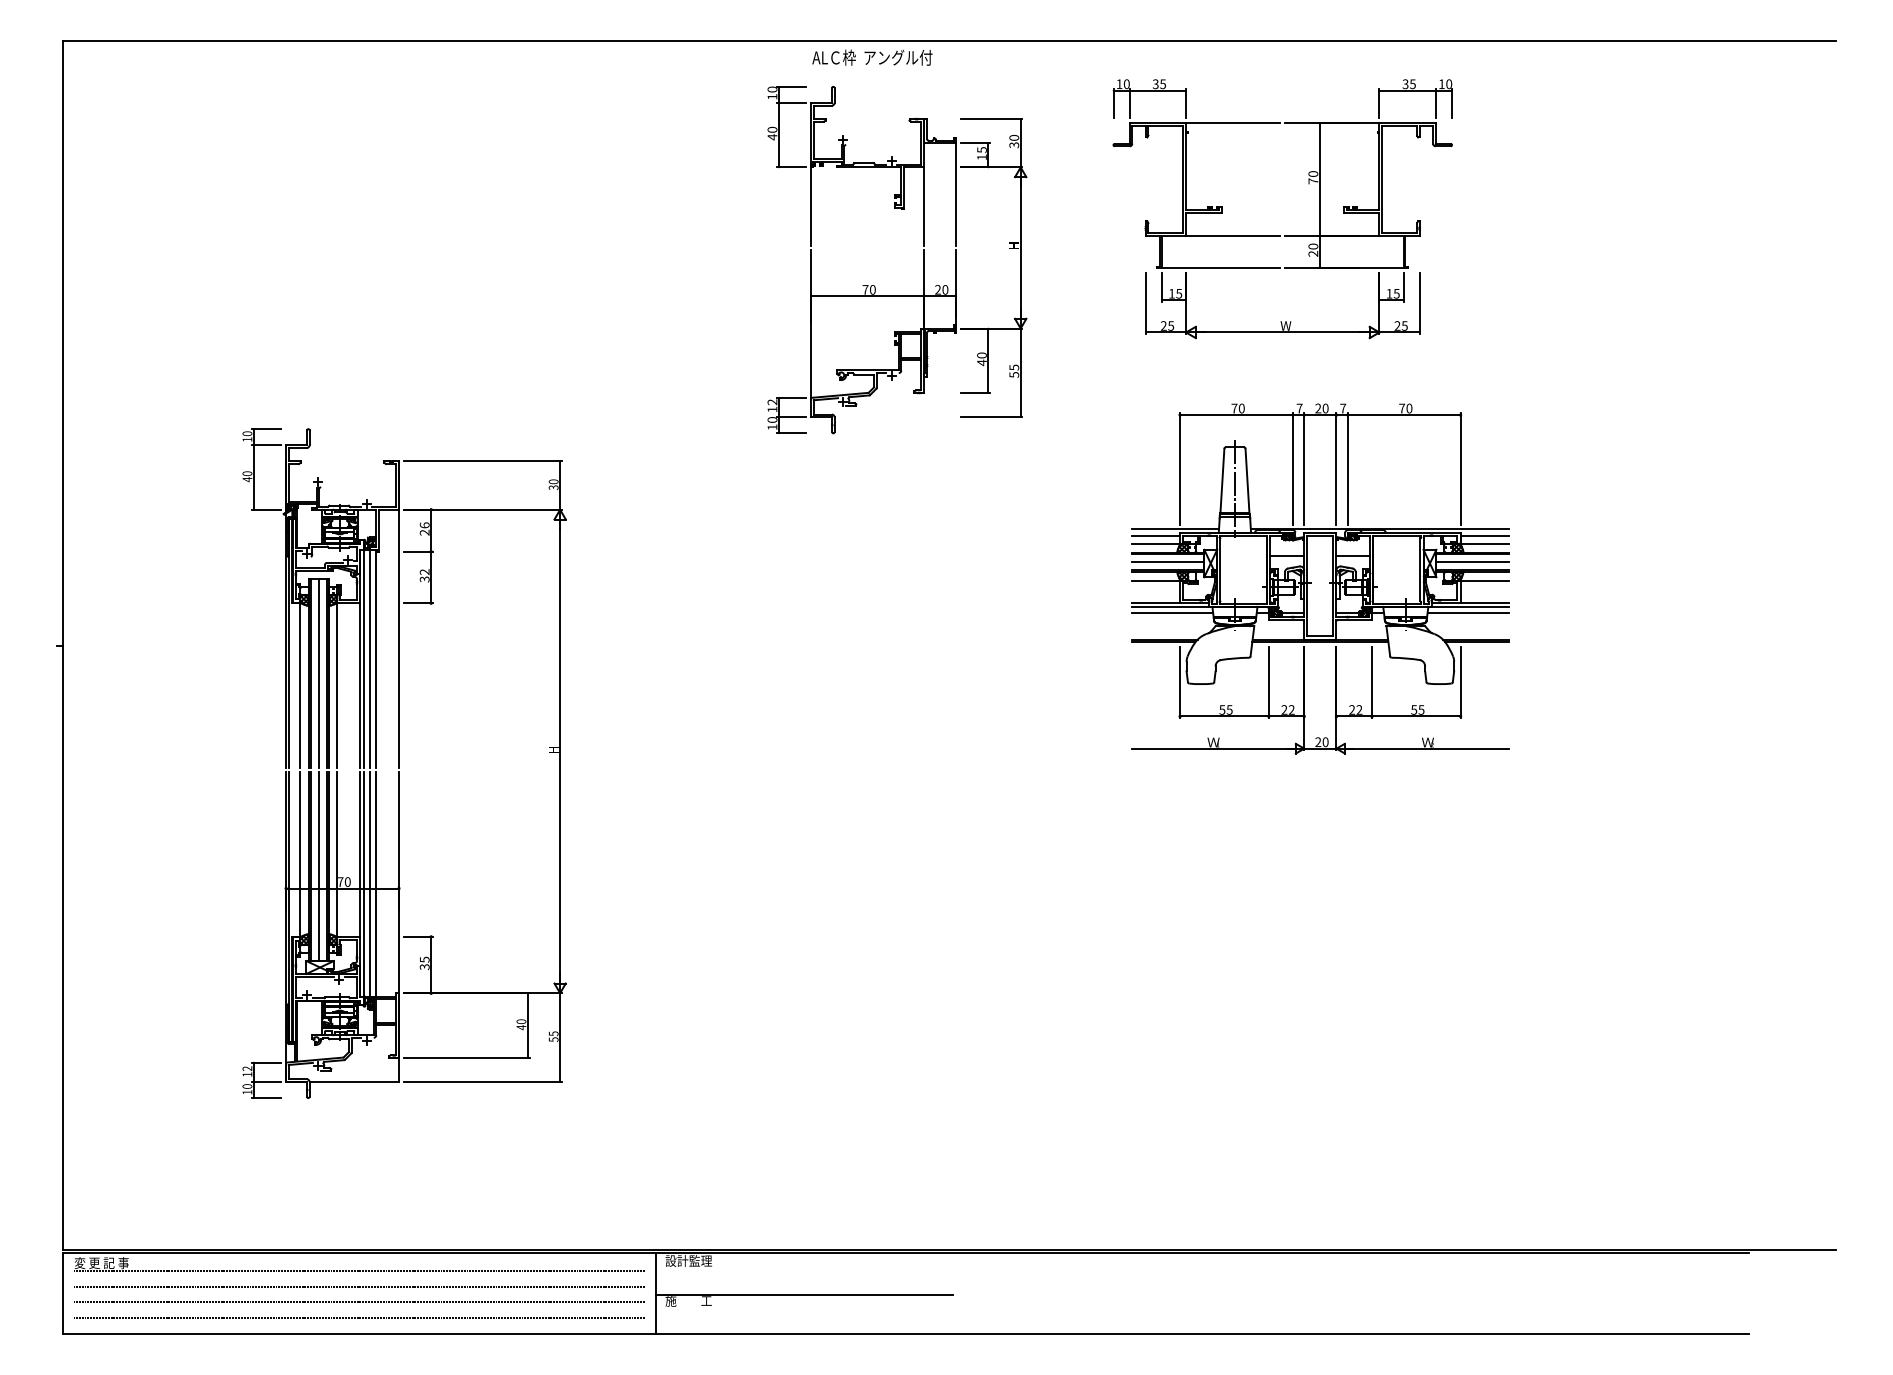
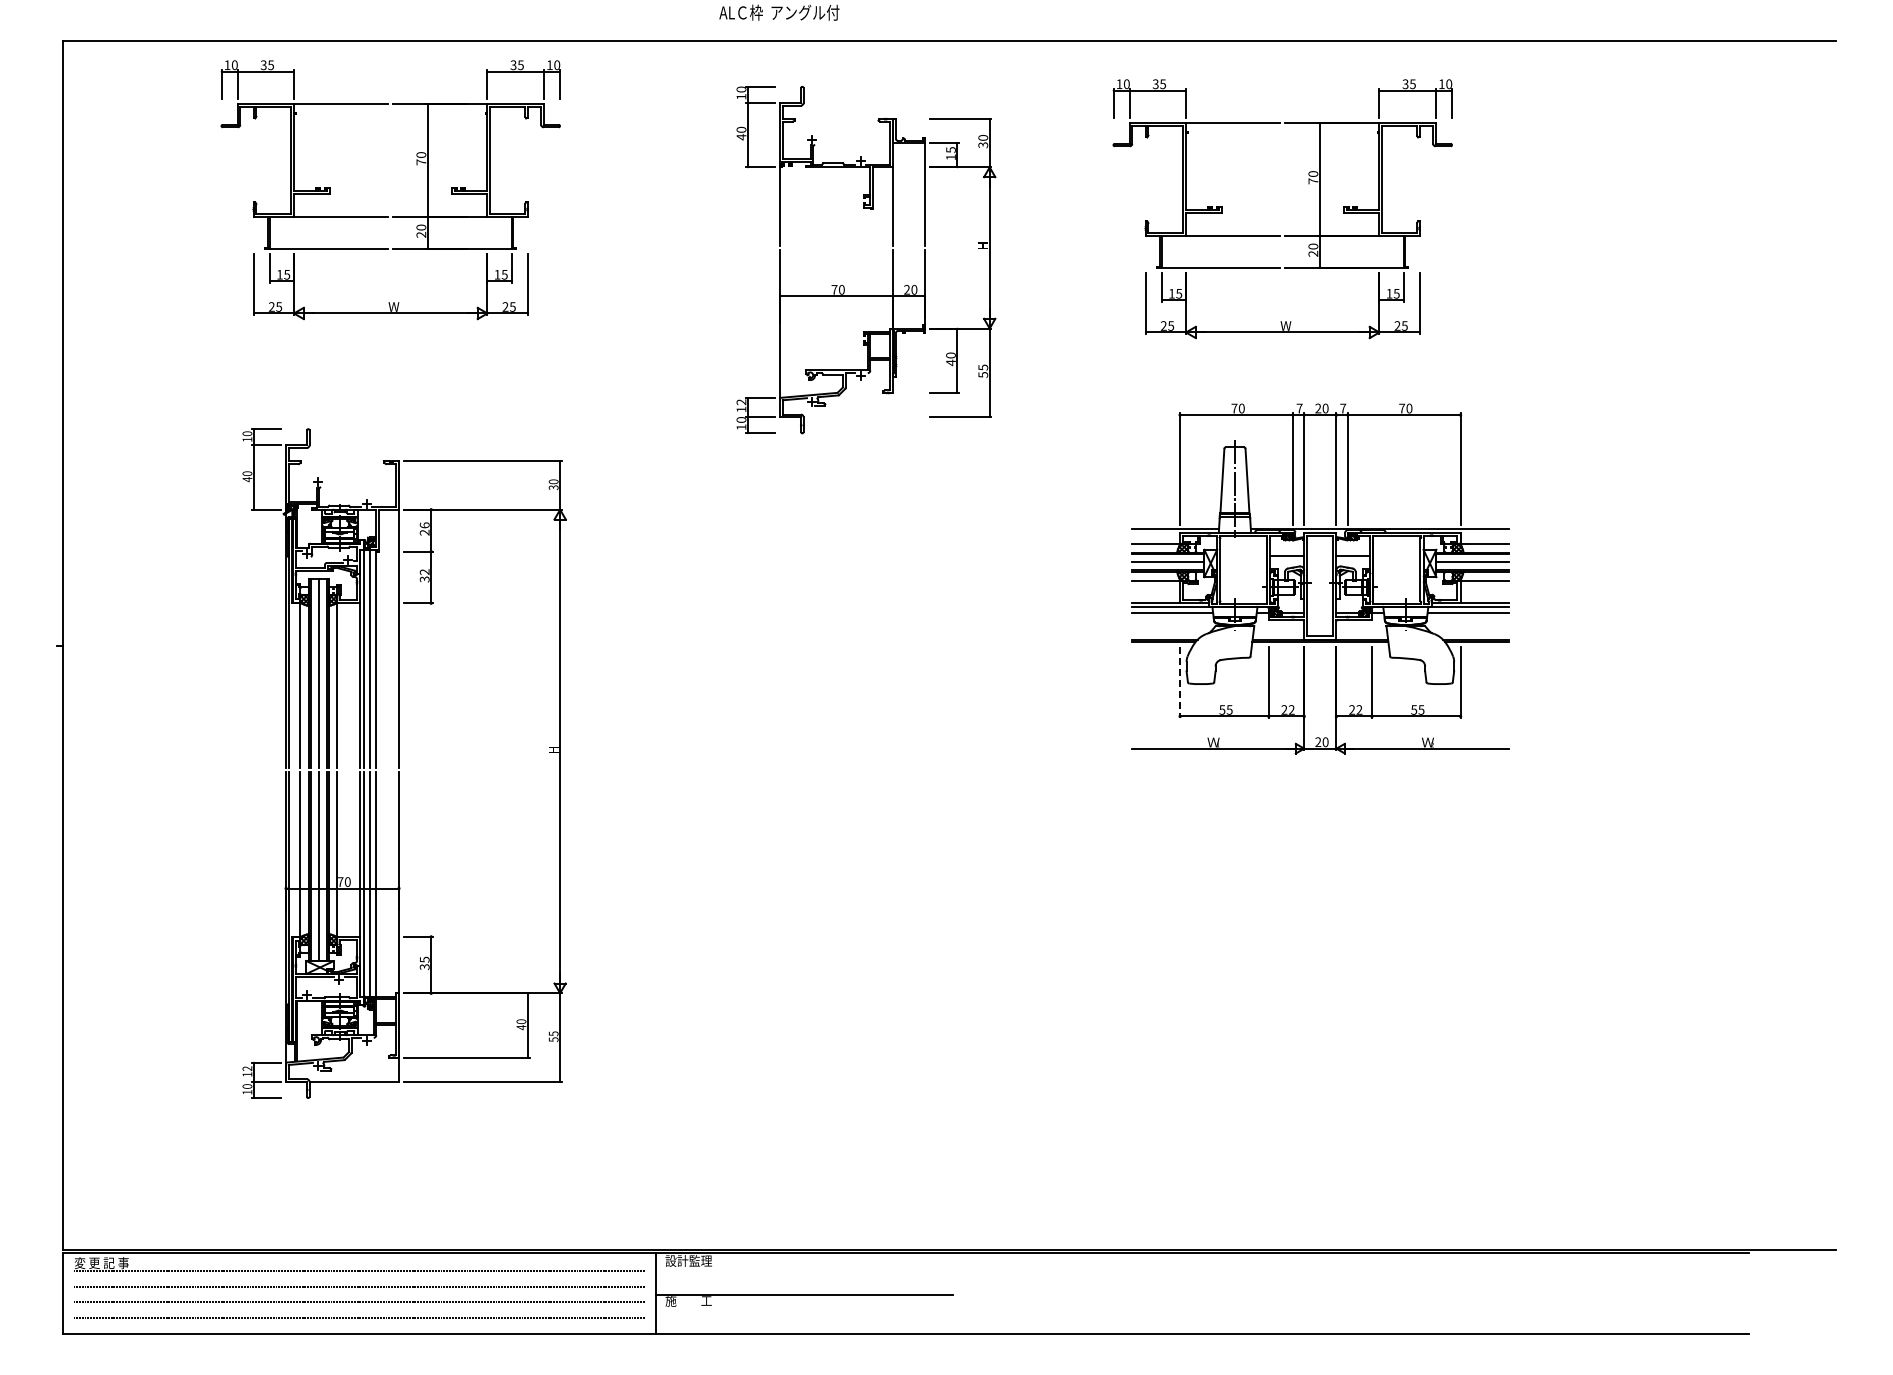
text position: (872, 57) -> (779, 12) (779, 12)
part: none -> present (388, 216)
part position: (923, 259) -> (892, 259) (892, 259)
line: present -> none (1155, 536)
line: present -> none (1484, 536)
line: solid -> dashed (1180, 683)
